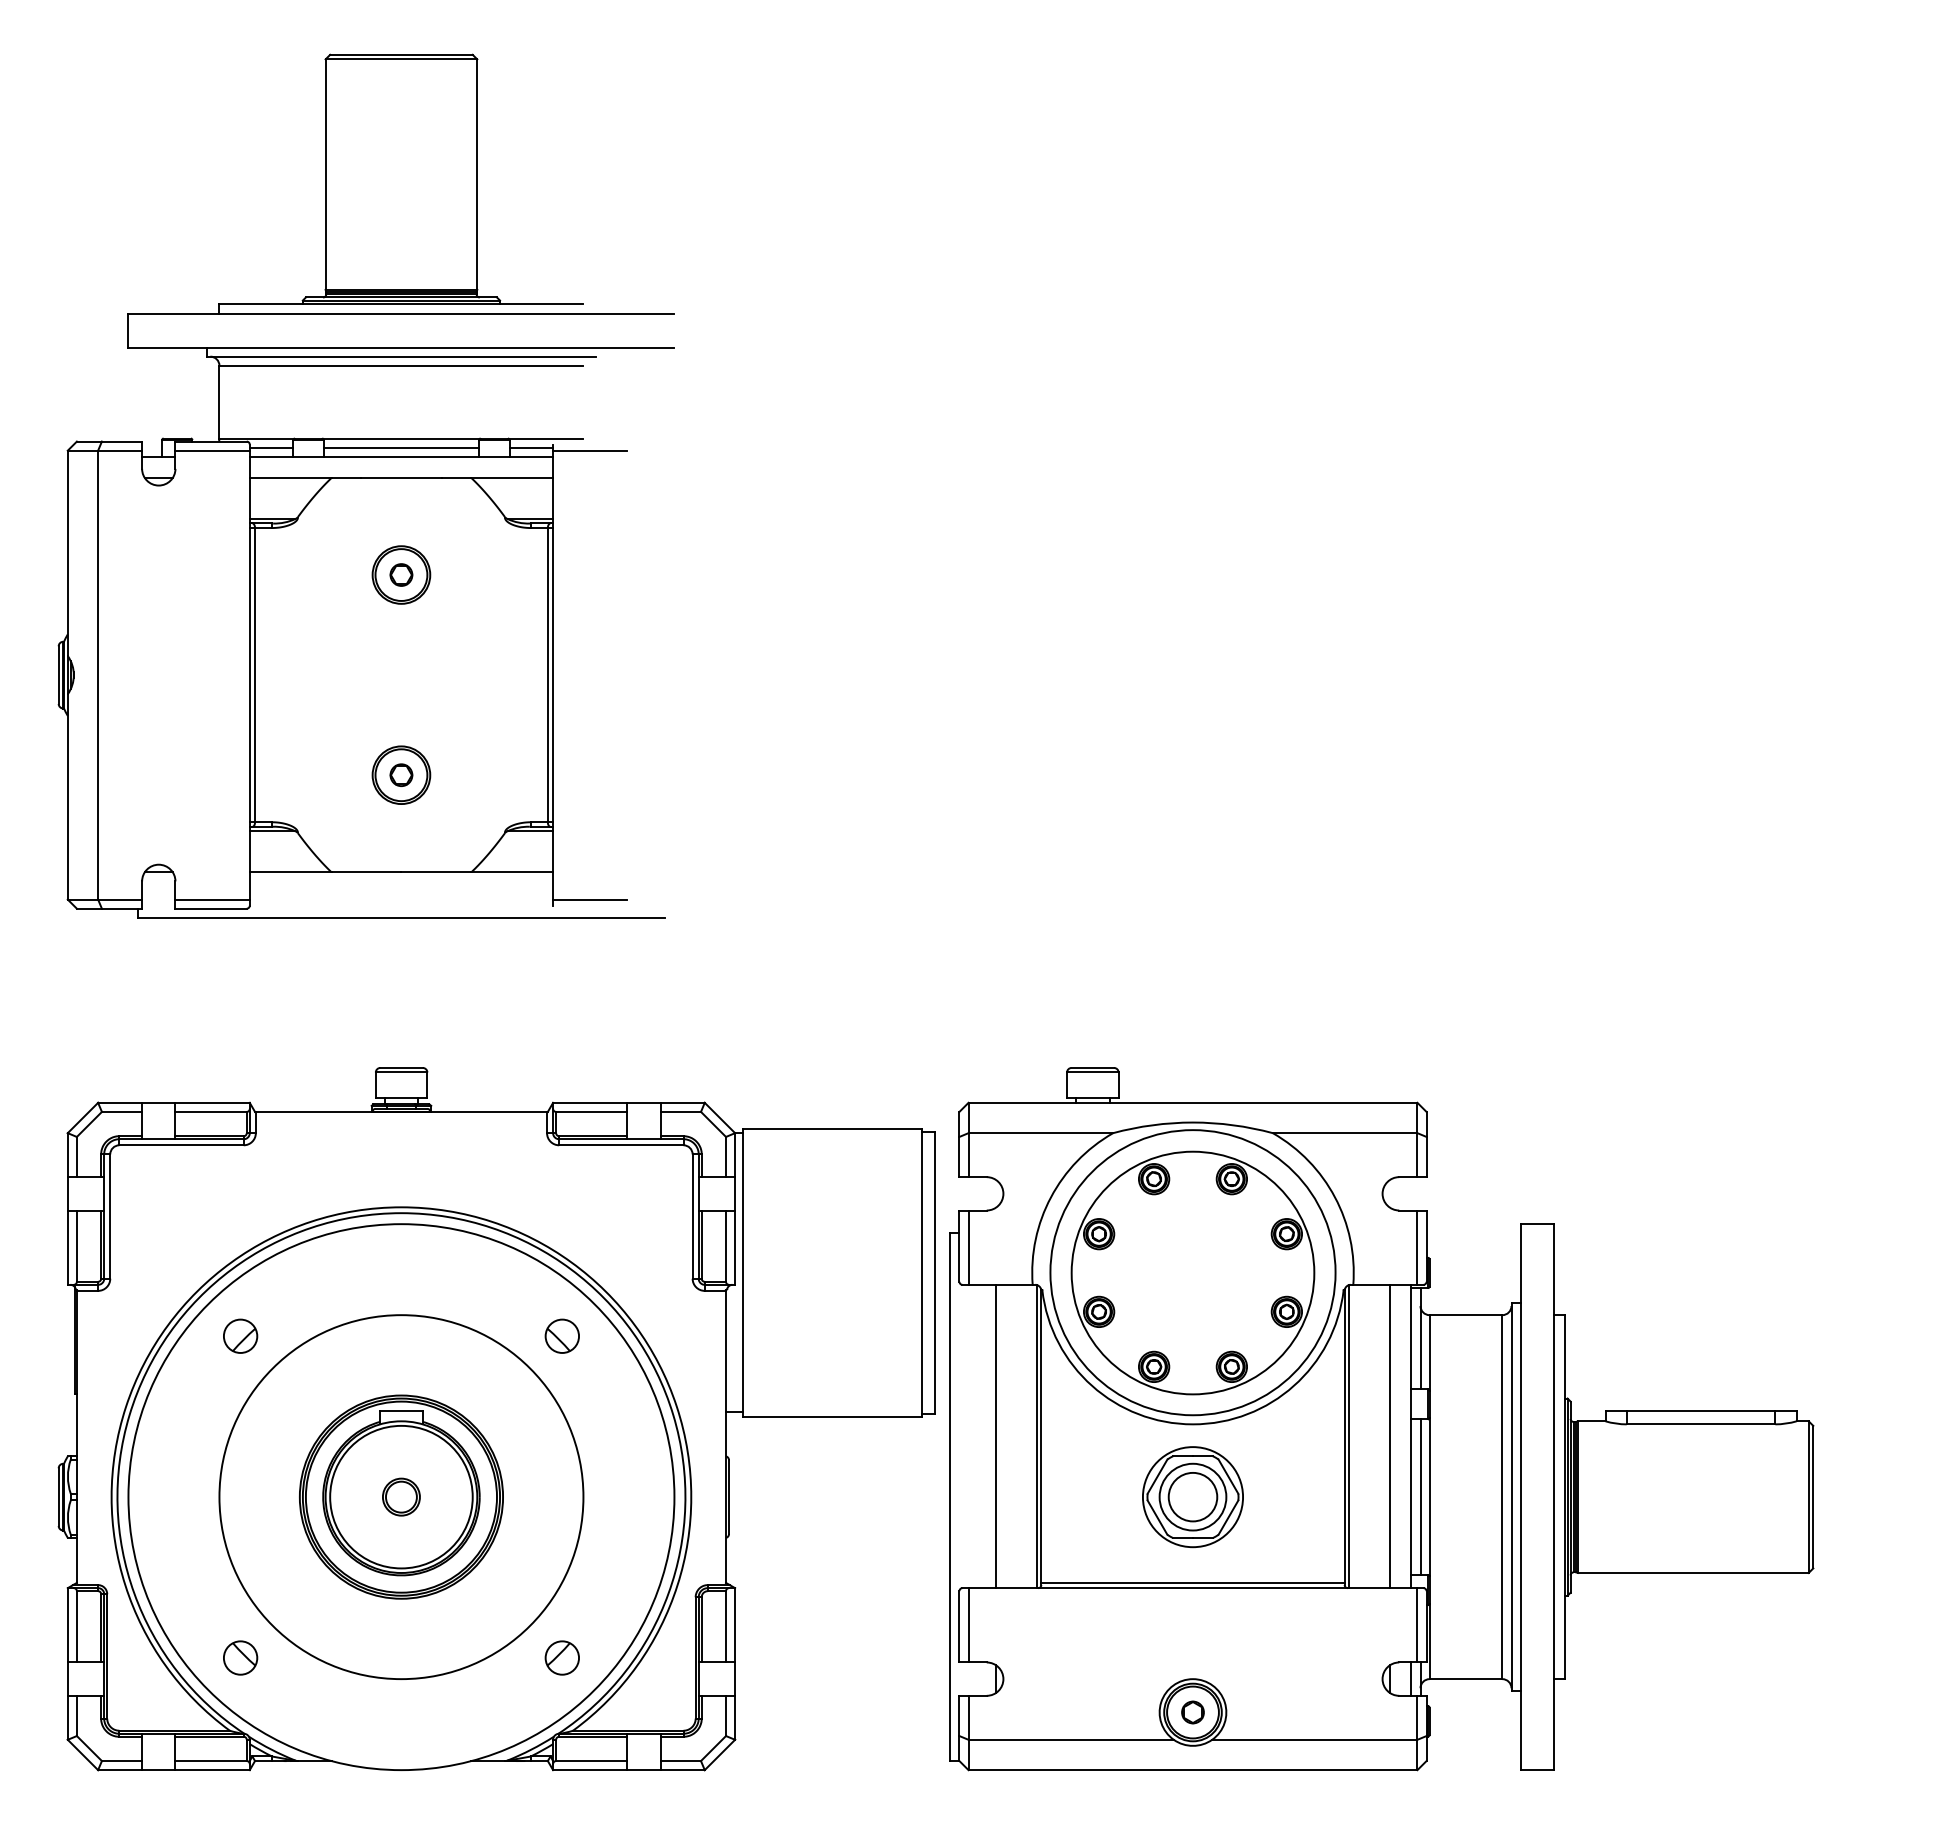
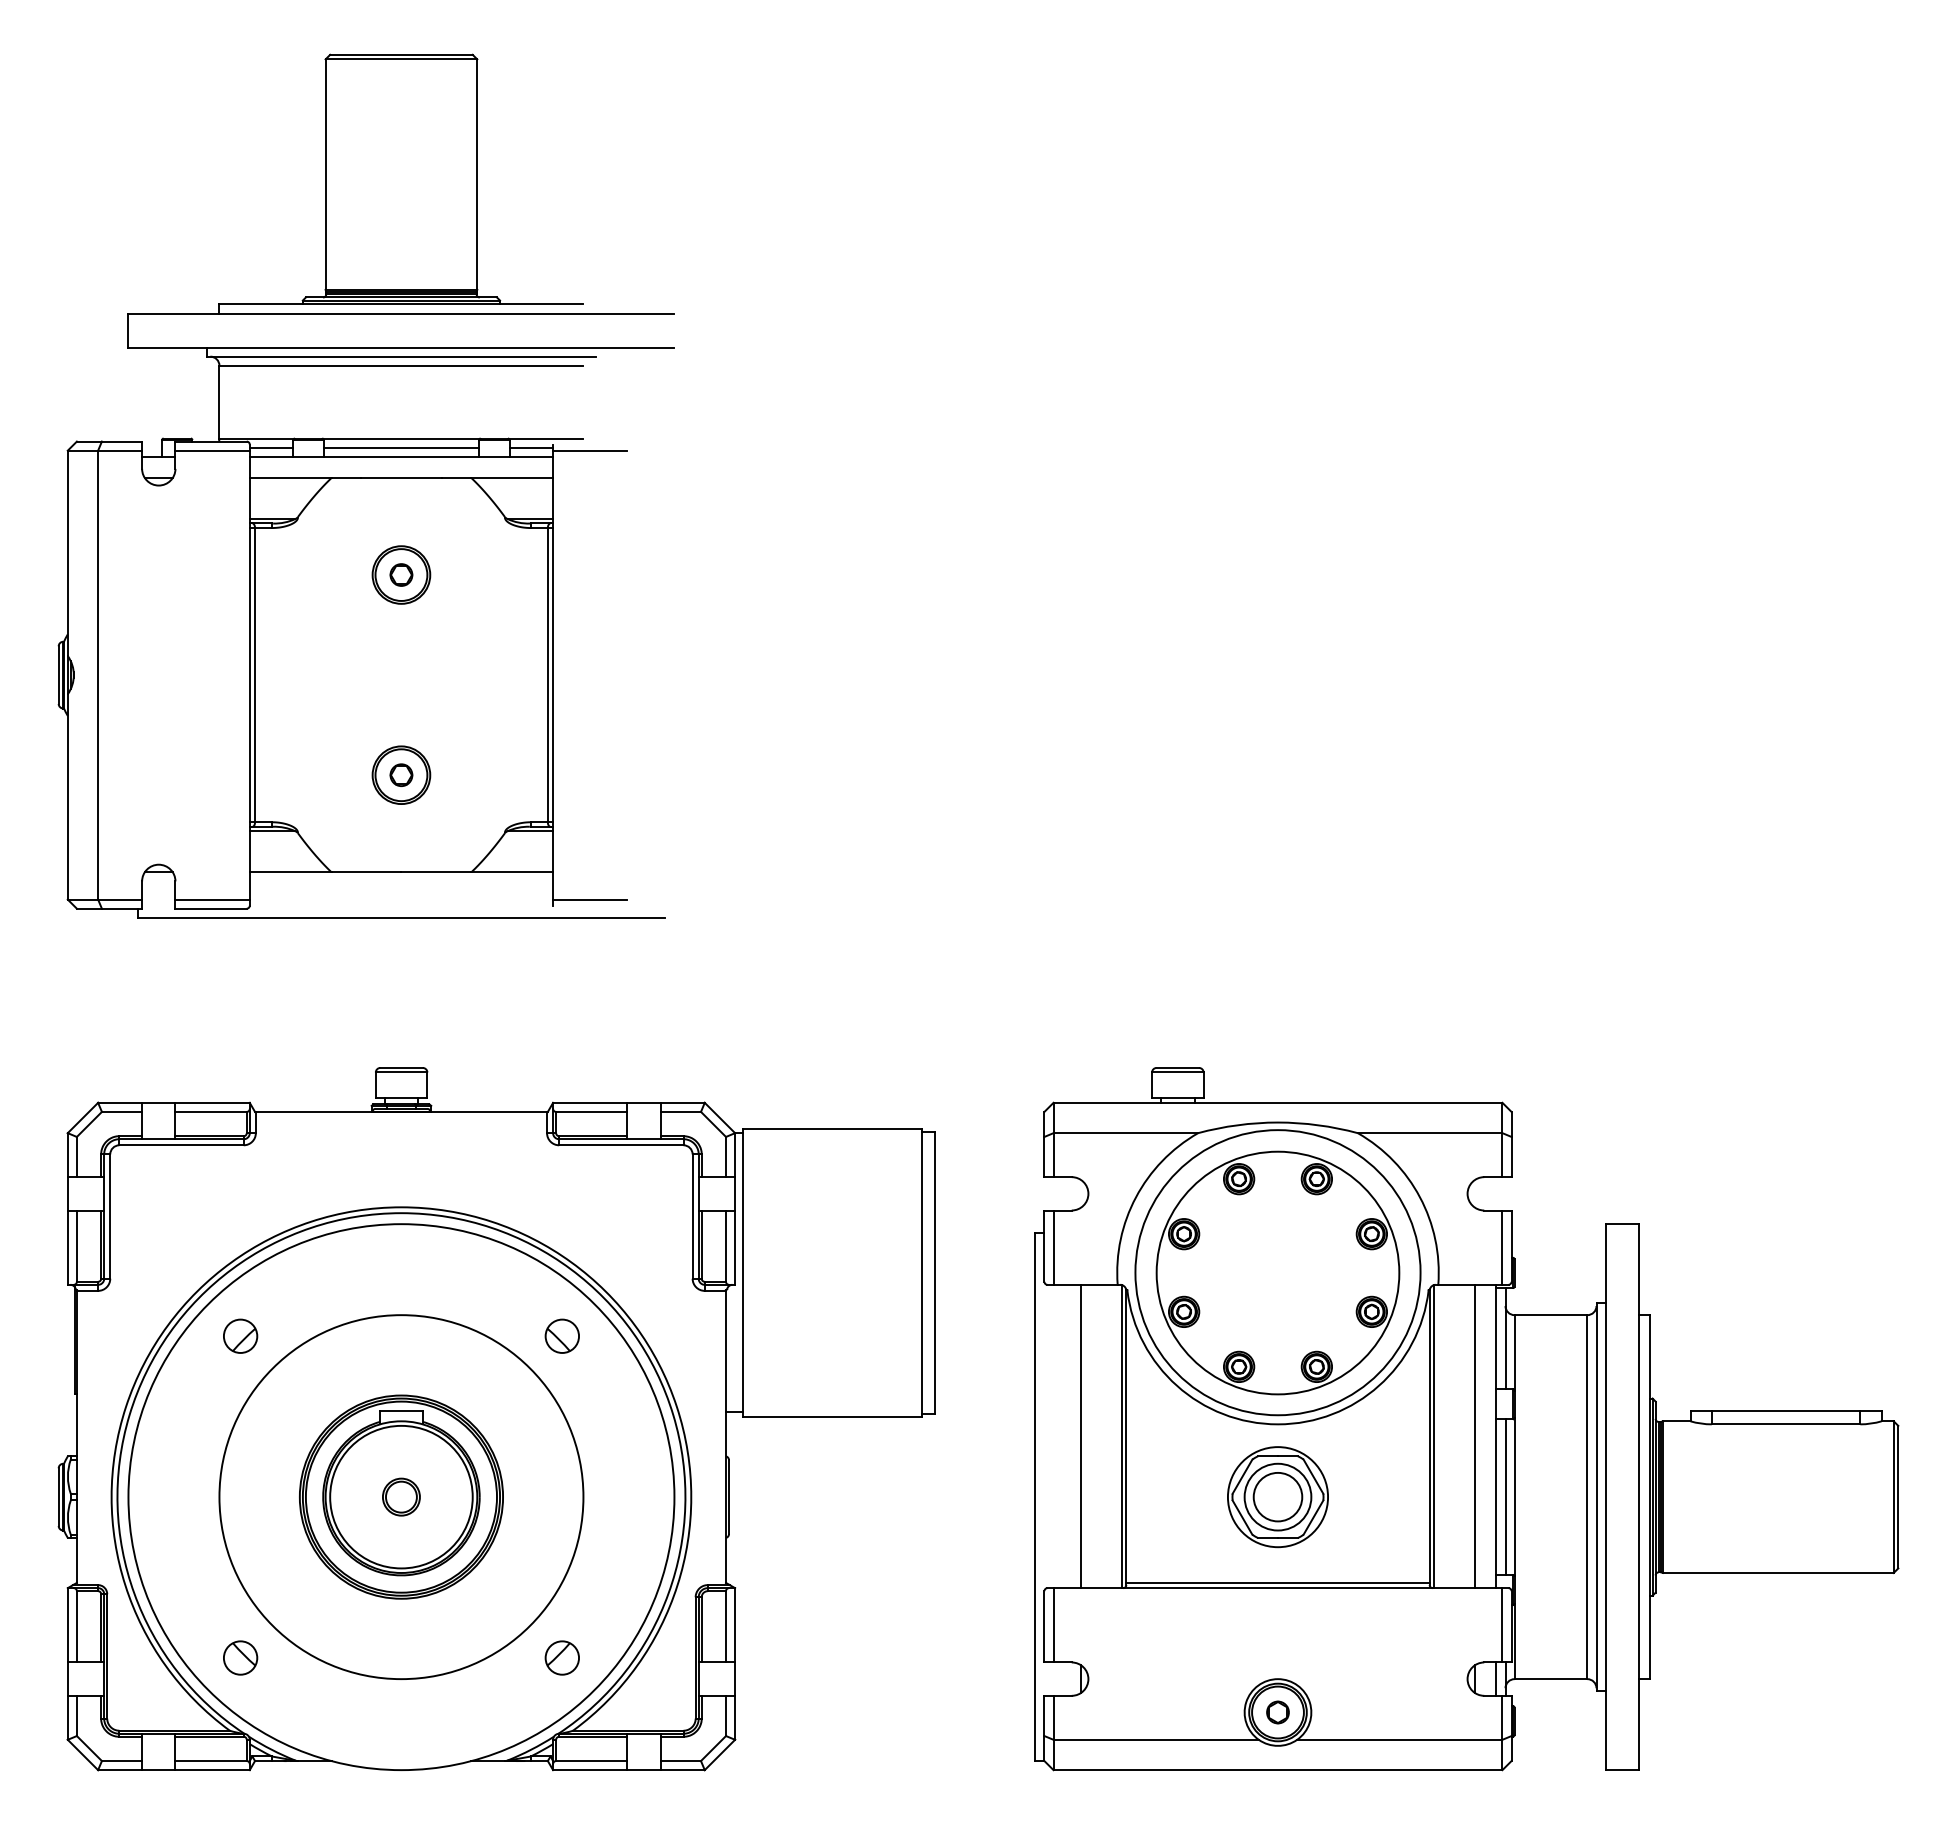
part position: (1381, 1419) -> (1466, 1419) (1466, 1419)
